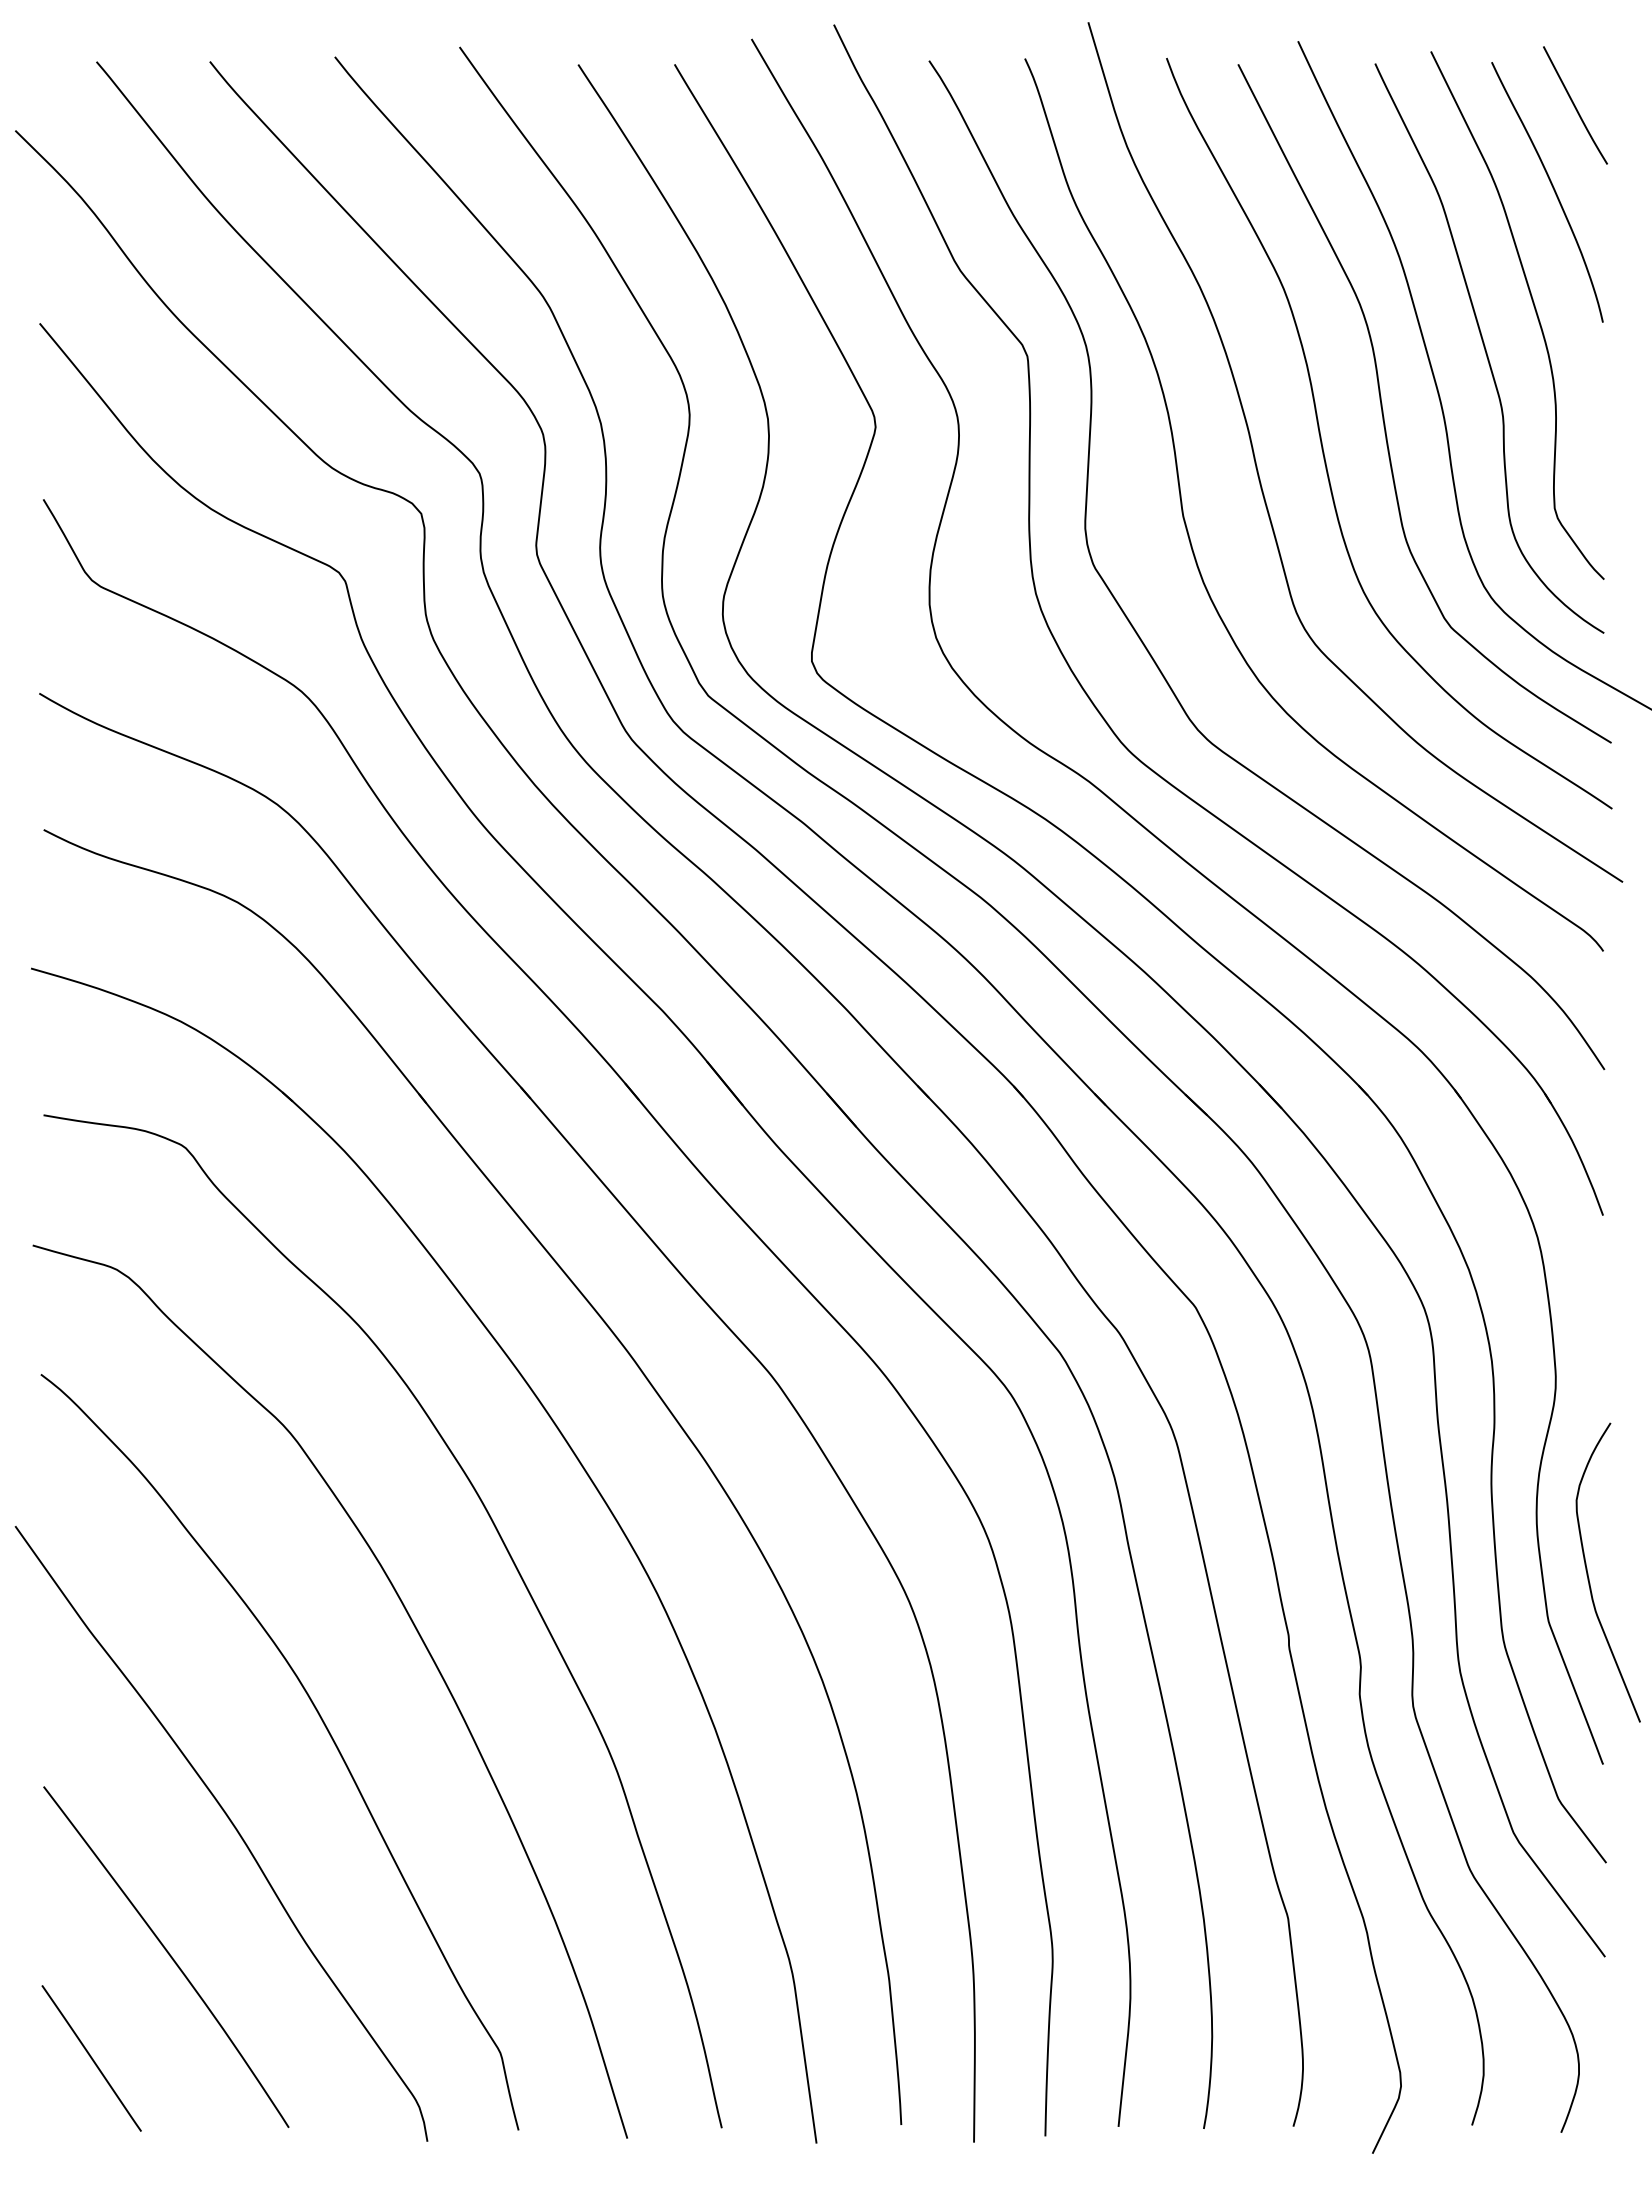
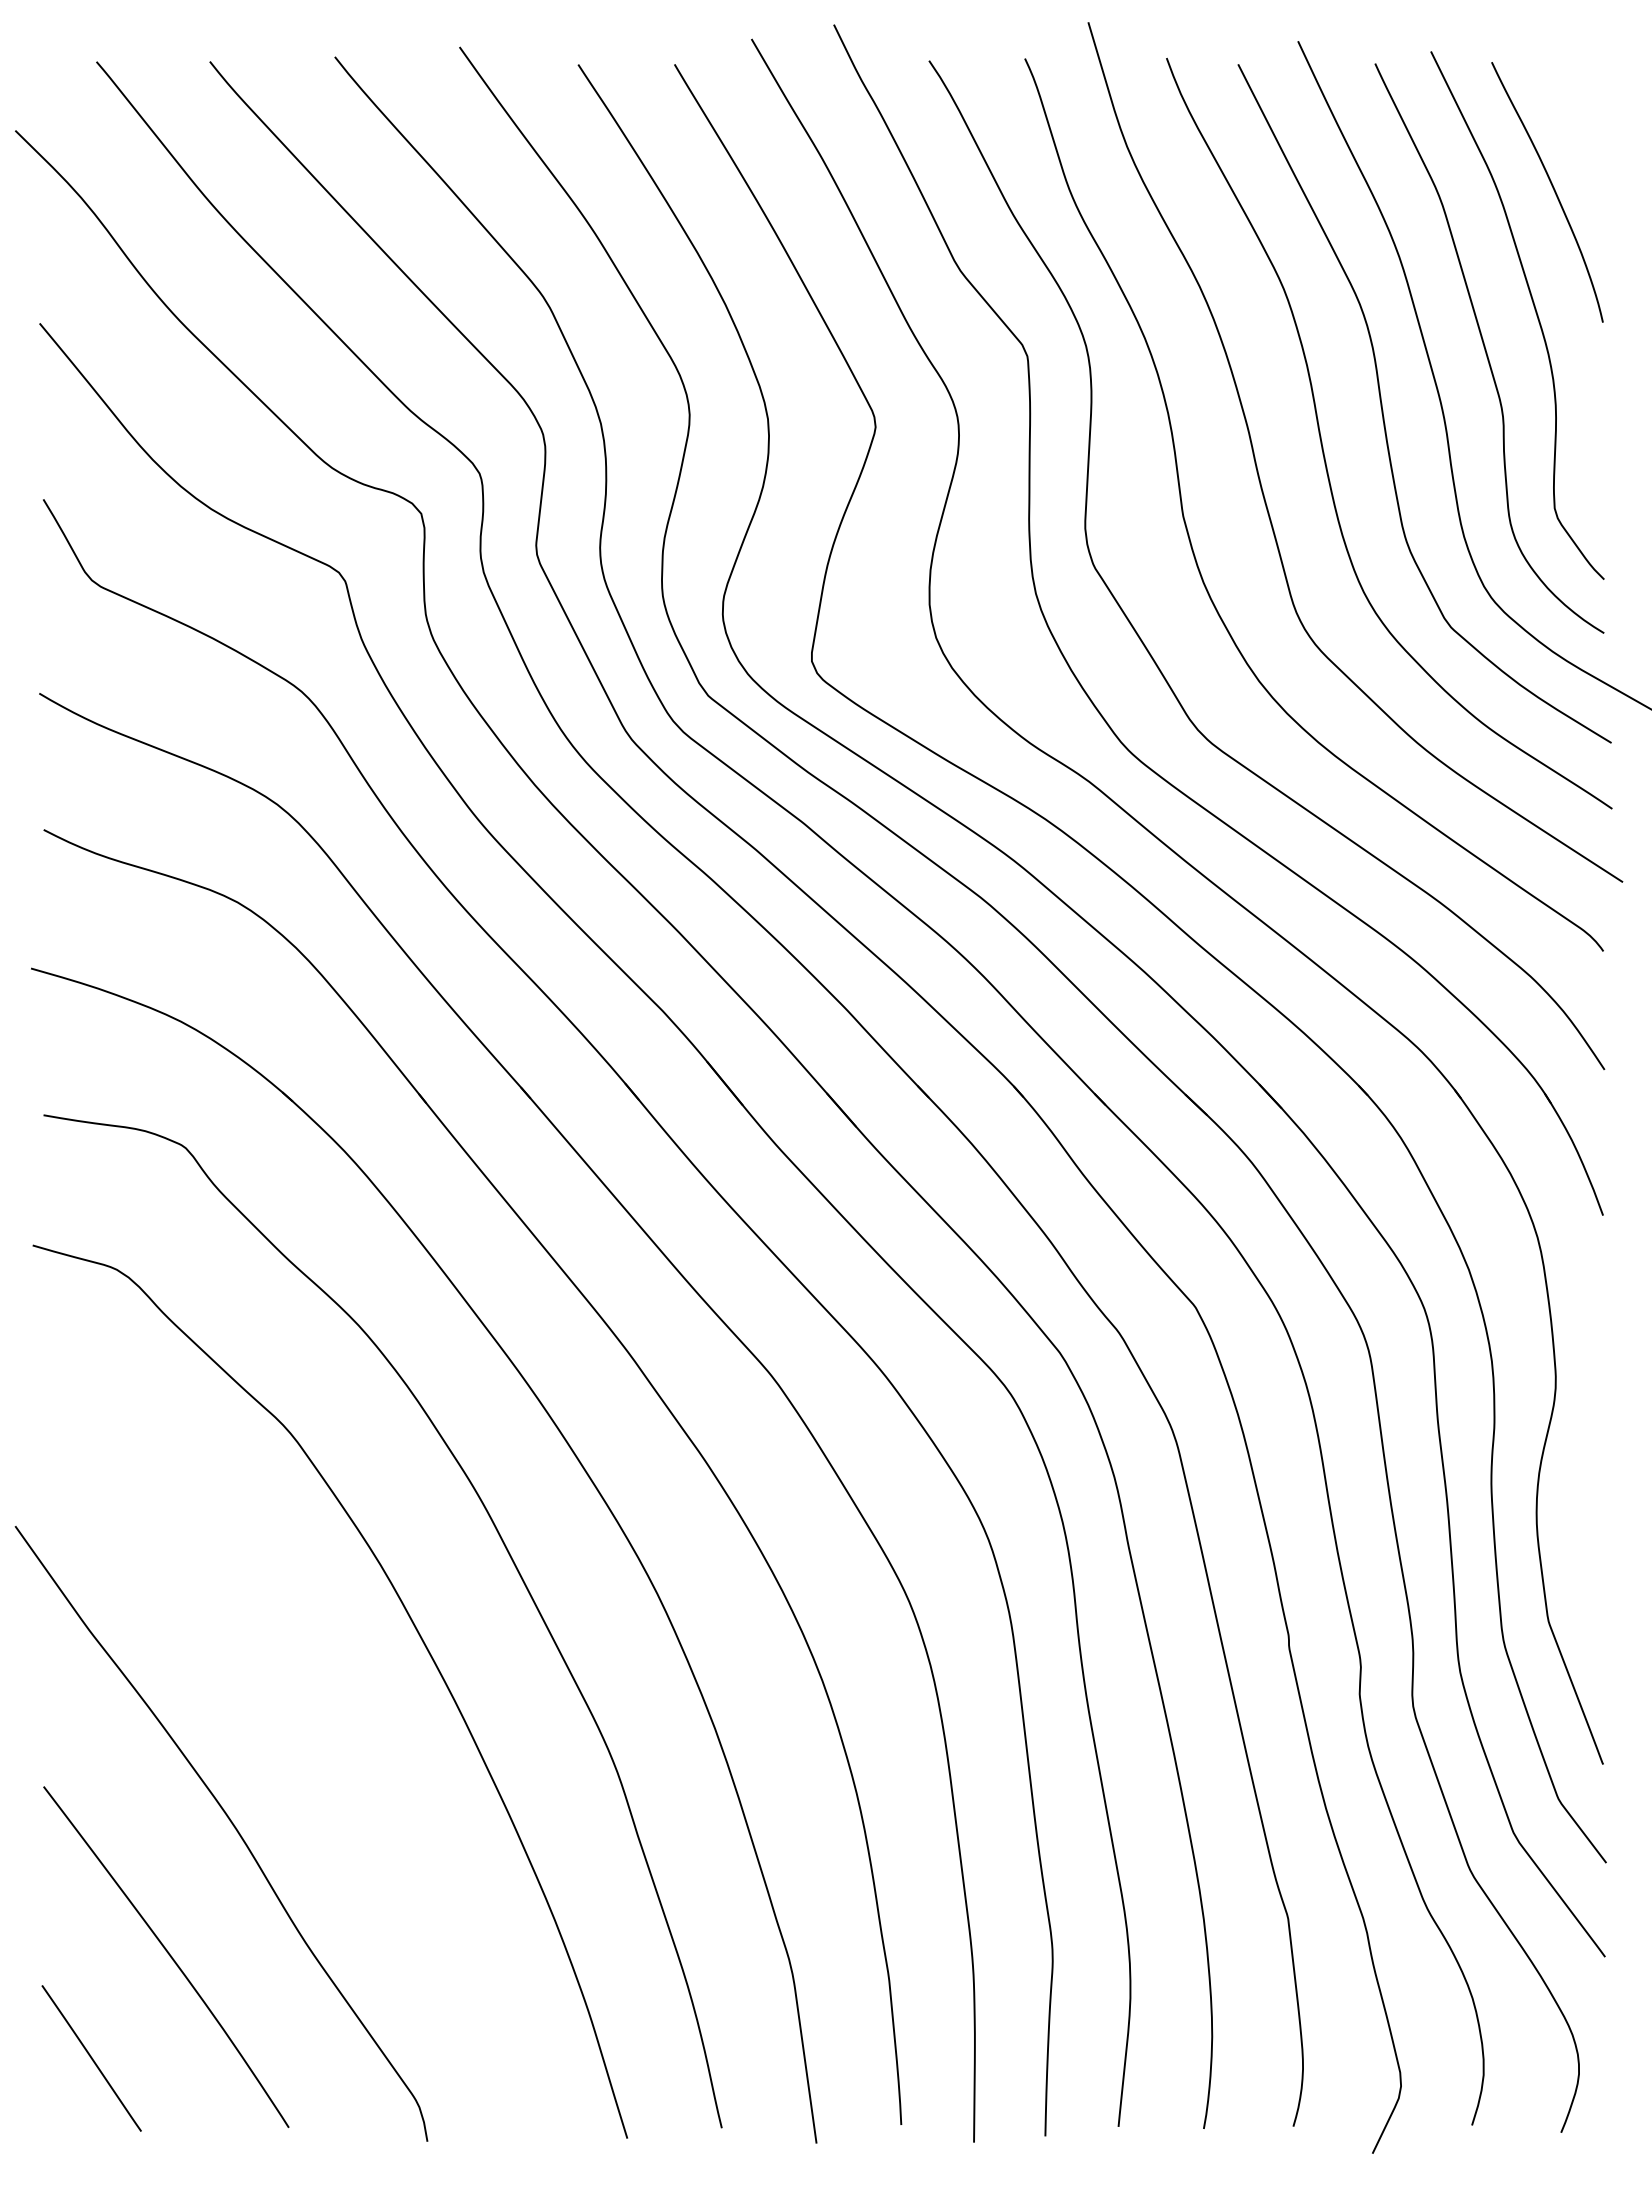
curve: present -> none (1575, 105)
curve: present -> none (1589, 1578)
curve: present -> none (325, 1728)
